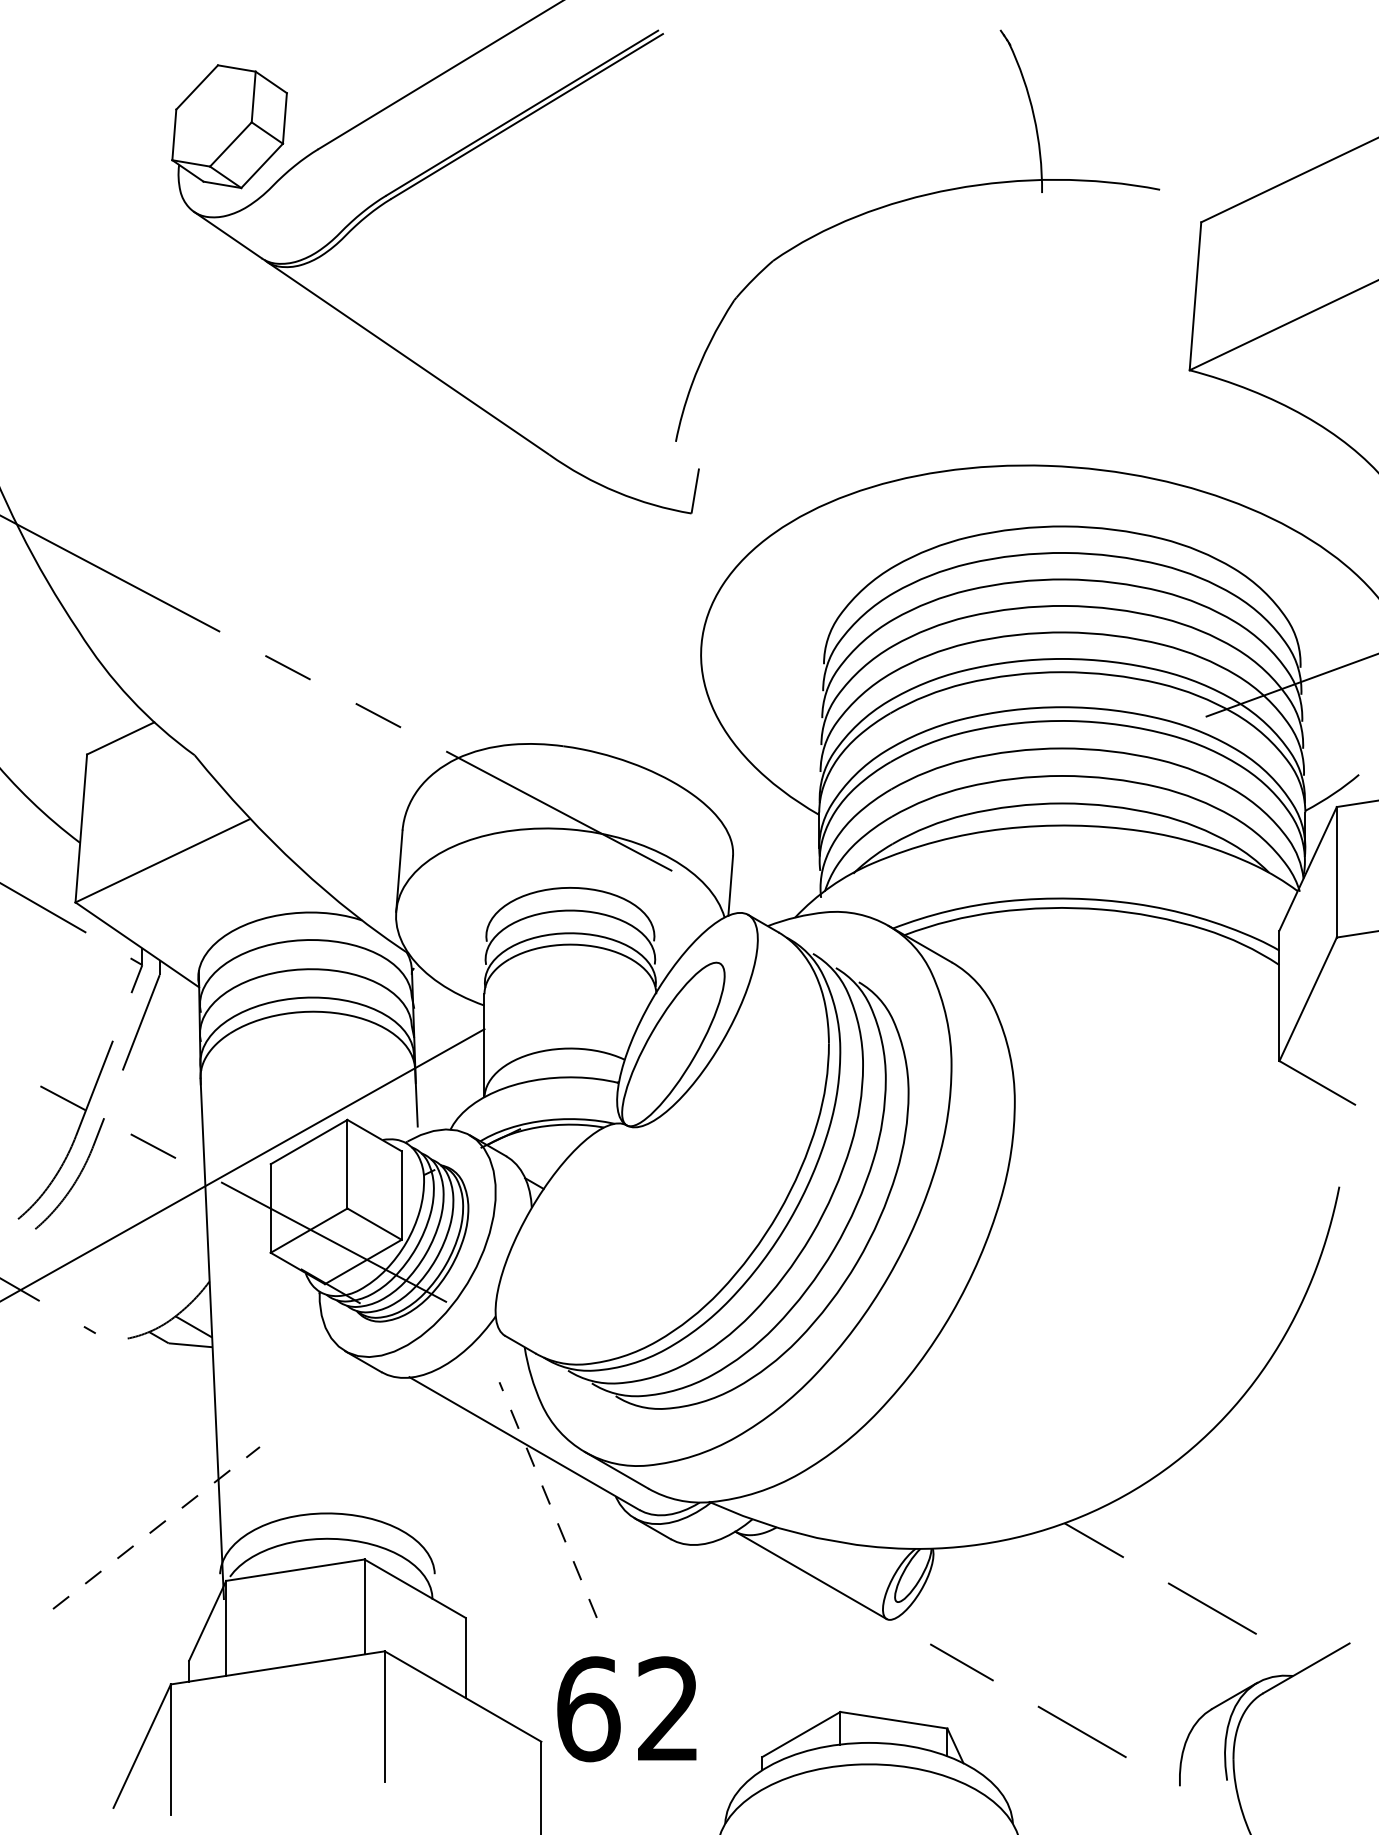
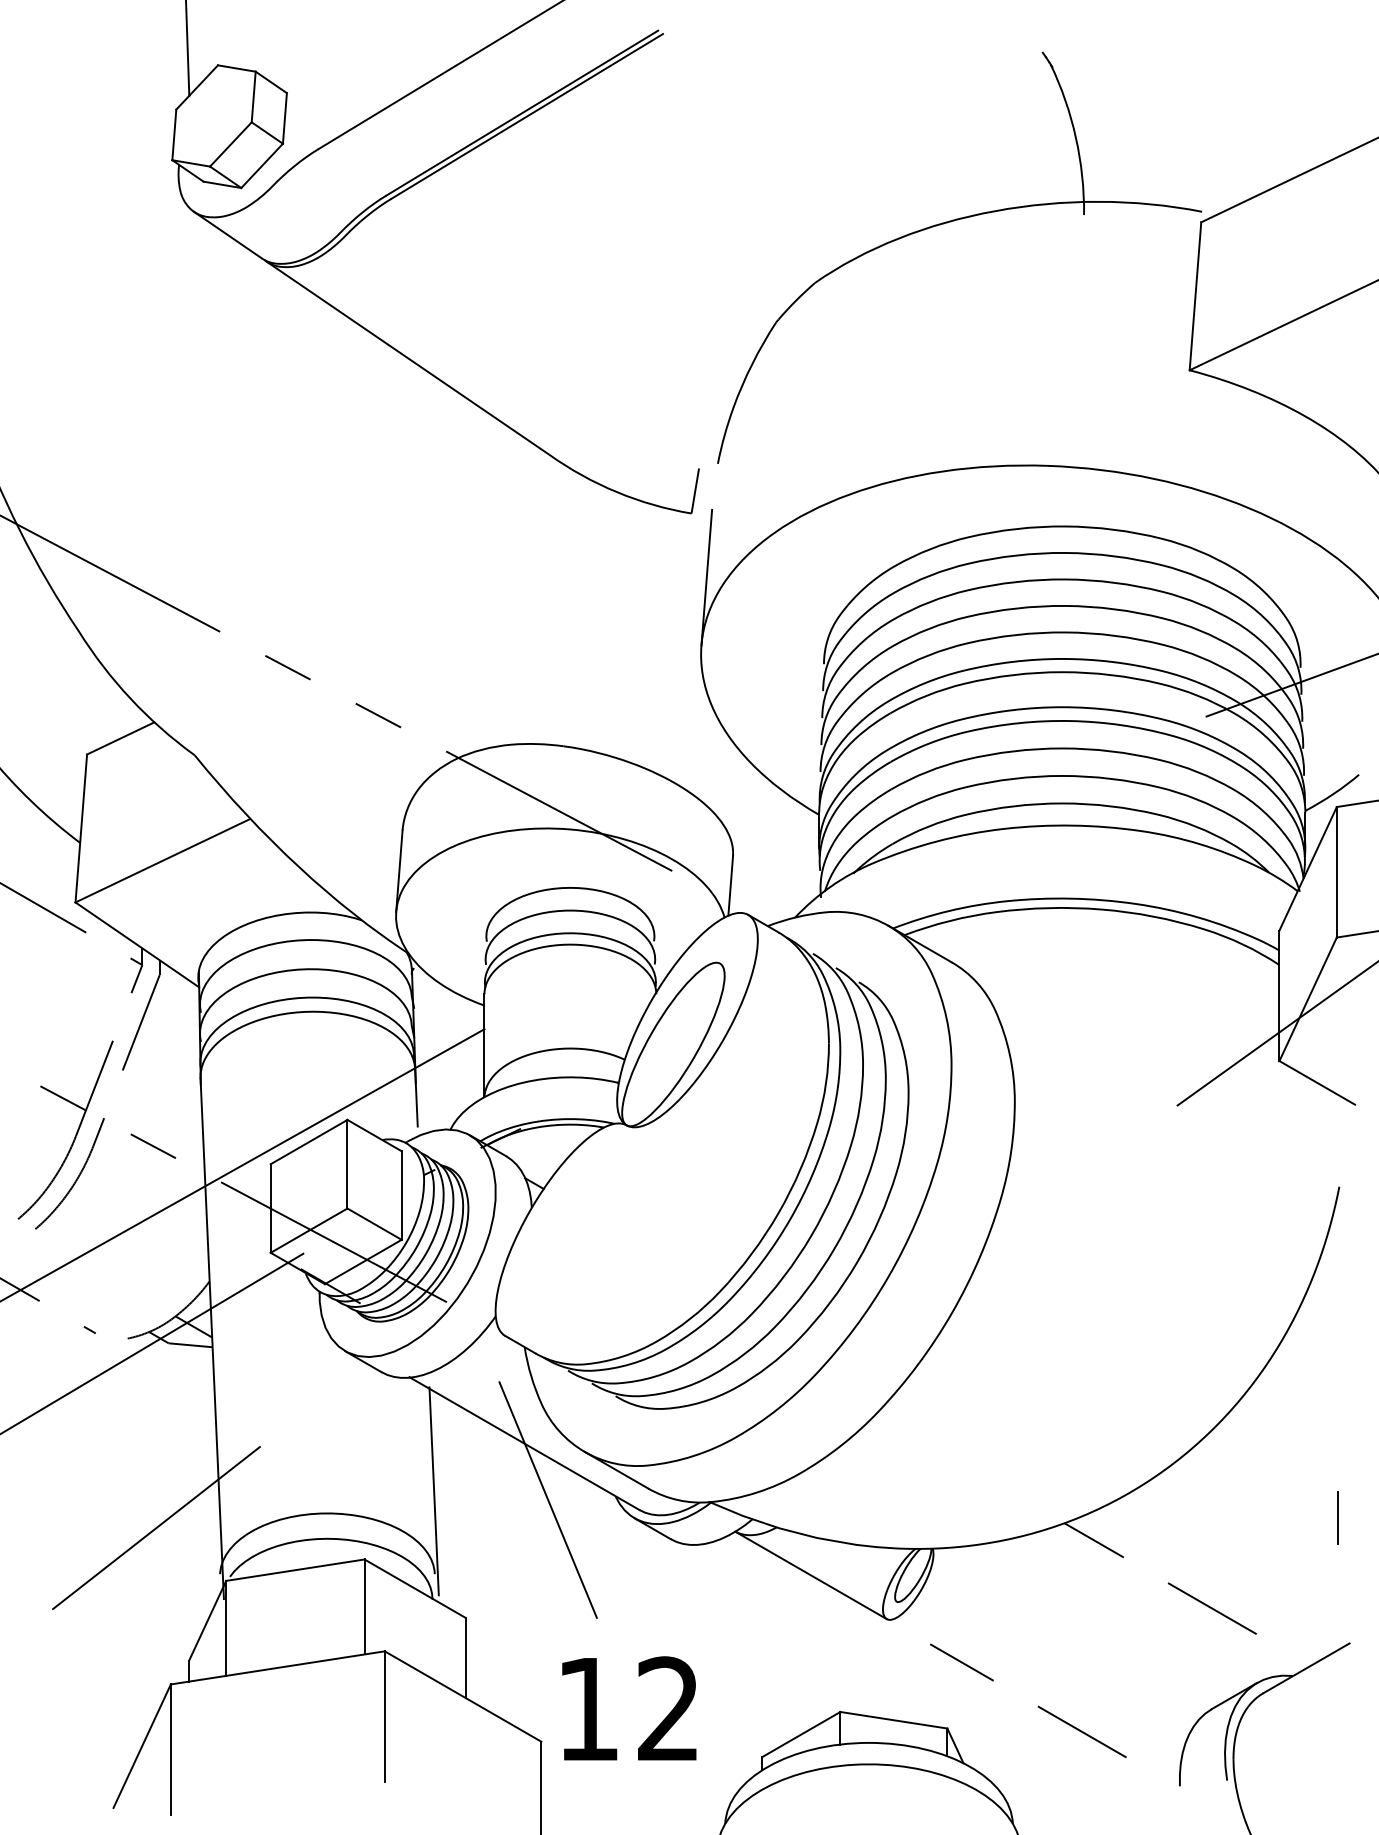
line: none -> present (187, 48)
part position: (905, 201) -> (947, 223) (947, 223)
line: none -> present (706, 577)
line: none -> present (1276, 1034)
line: none -> present (152, 1342)
line: none -> present (433, 1491)
line: dashed -> solid (548, 1499)
line: none -> present (1337, 1517)
line: dashed -> solid (156, 1527)
text: 62 -> 12 (588, 1709)
